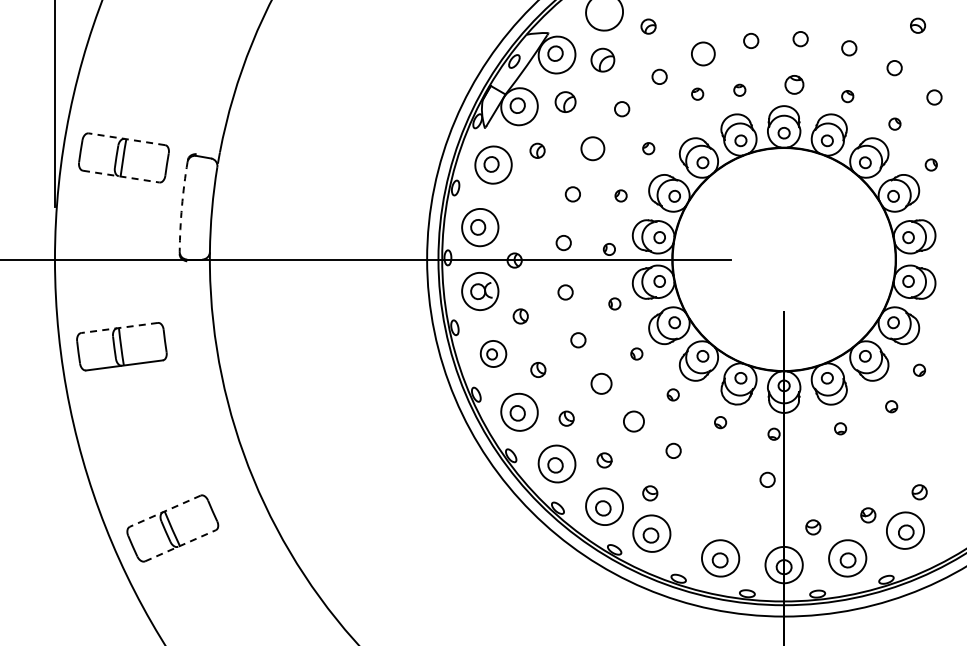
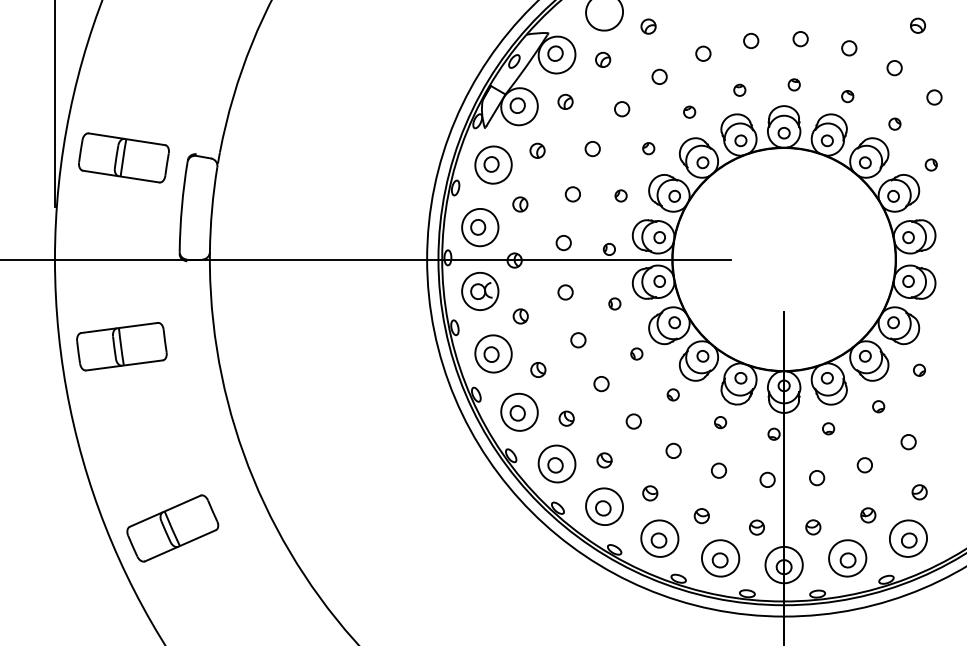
circle size: 25x26 px -> 17x17 px (703, 53)
part size: 26x26 px -> 17x17 px (603, 59)
part size: 21x20 px -> 14x14 px (793, 84)
part position: (697, 93) -> (689, 111) (689, 111)
part size: 23x22 px -> 17x17 px (565, 101)
line: dashed -> solid (126, 139)
circle size: 26x26 px -> 17x17 px (592, 149)
line: dashed -> solid (121, 176)
part: none -> present (520, 204)
arc: dashed -> solid (181, 206)
line: dashed -> solid (119, 327)
part size: 29x28 px -> 39x40 px (493, 353)
circle size: 23x23 px -> 17x17 px (601, 384)
part position: (891, 406) -> (878, 406) (878, 406)
circle size: 22x23 px -> 17x17 px (633, 421)
part position: (840, 428) -> (828, 428) (828, 428)
circle: none -> present (908, 442)
circle: none -> present (864, 465)
circle: none -> present (718, 470)
circle: none -> present (817, 478)
line: dashed -> solid (165, 511)
part: none -> present (701, 516)
part: none -> present (756, 527)
part position: (905, 530) -> (908, 538) (908, 538)
part position: (651, 533) -> (659, 538) (659, 538)
line: dashed -> solid (180, 545)
